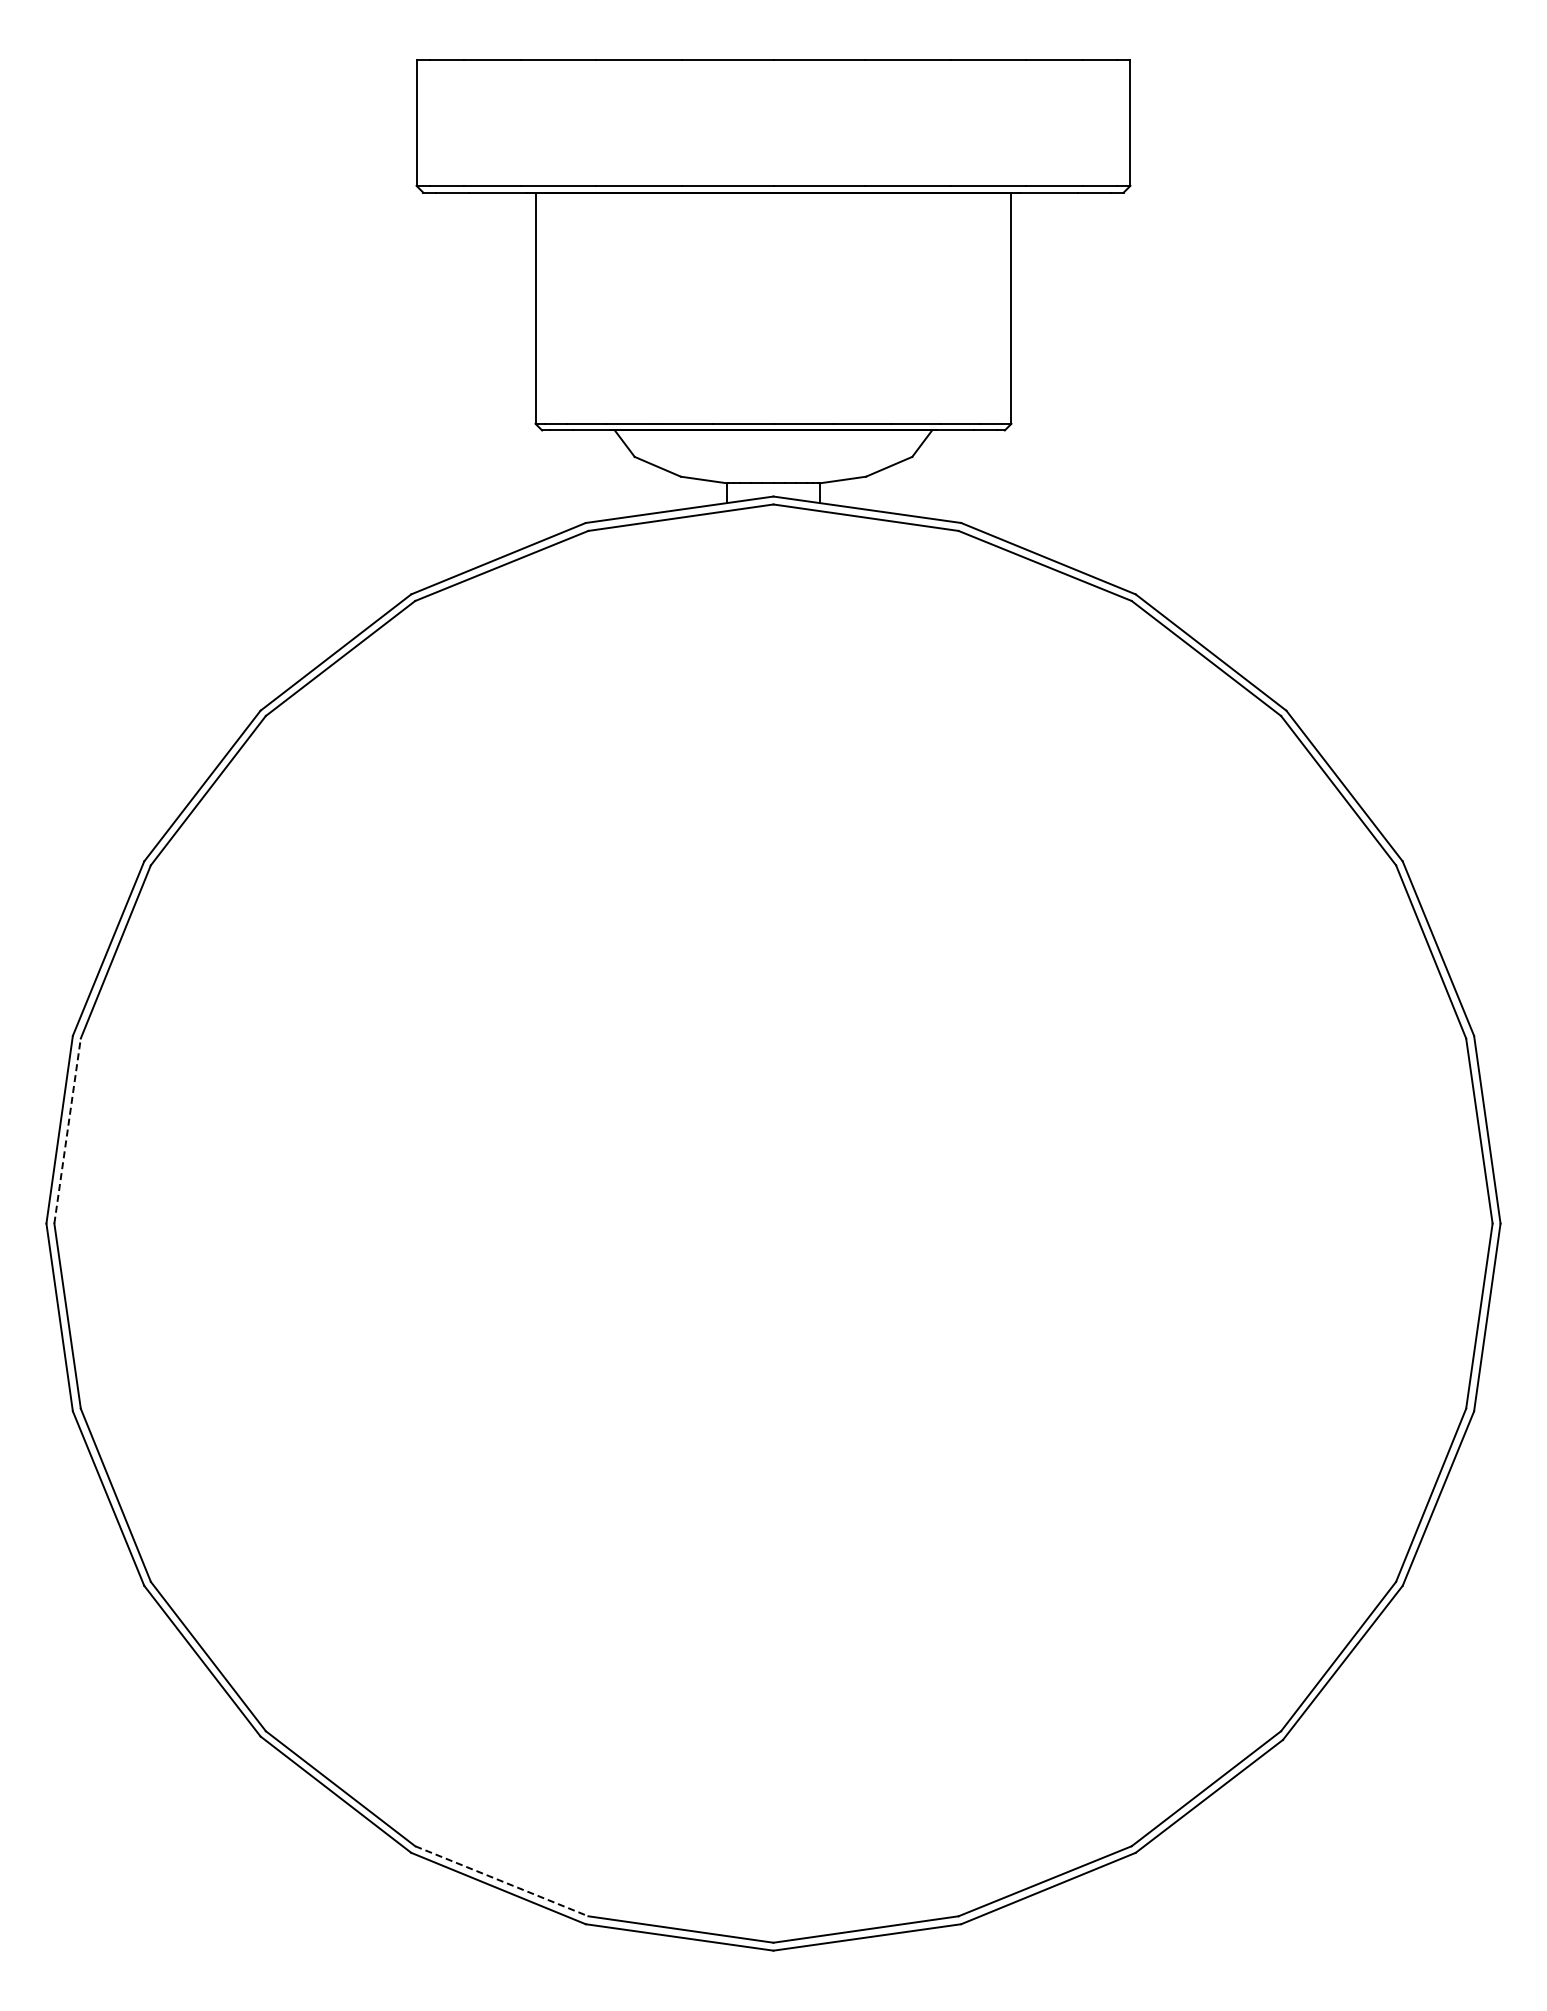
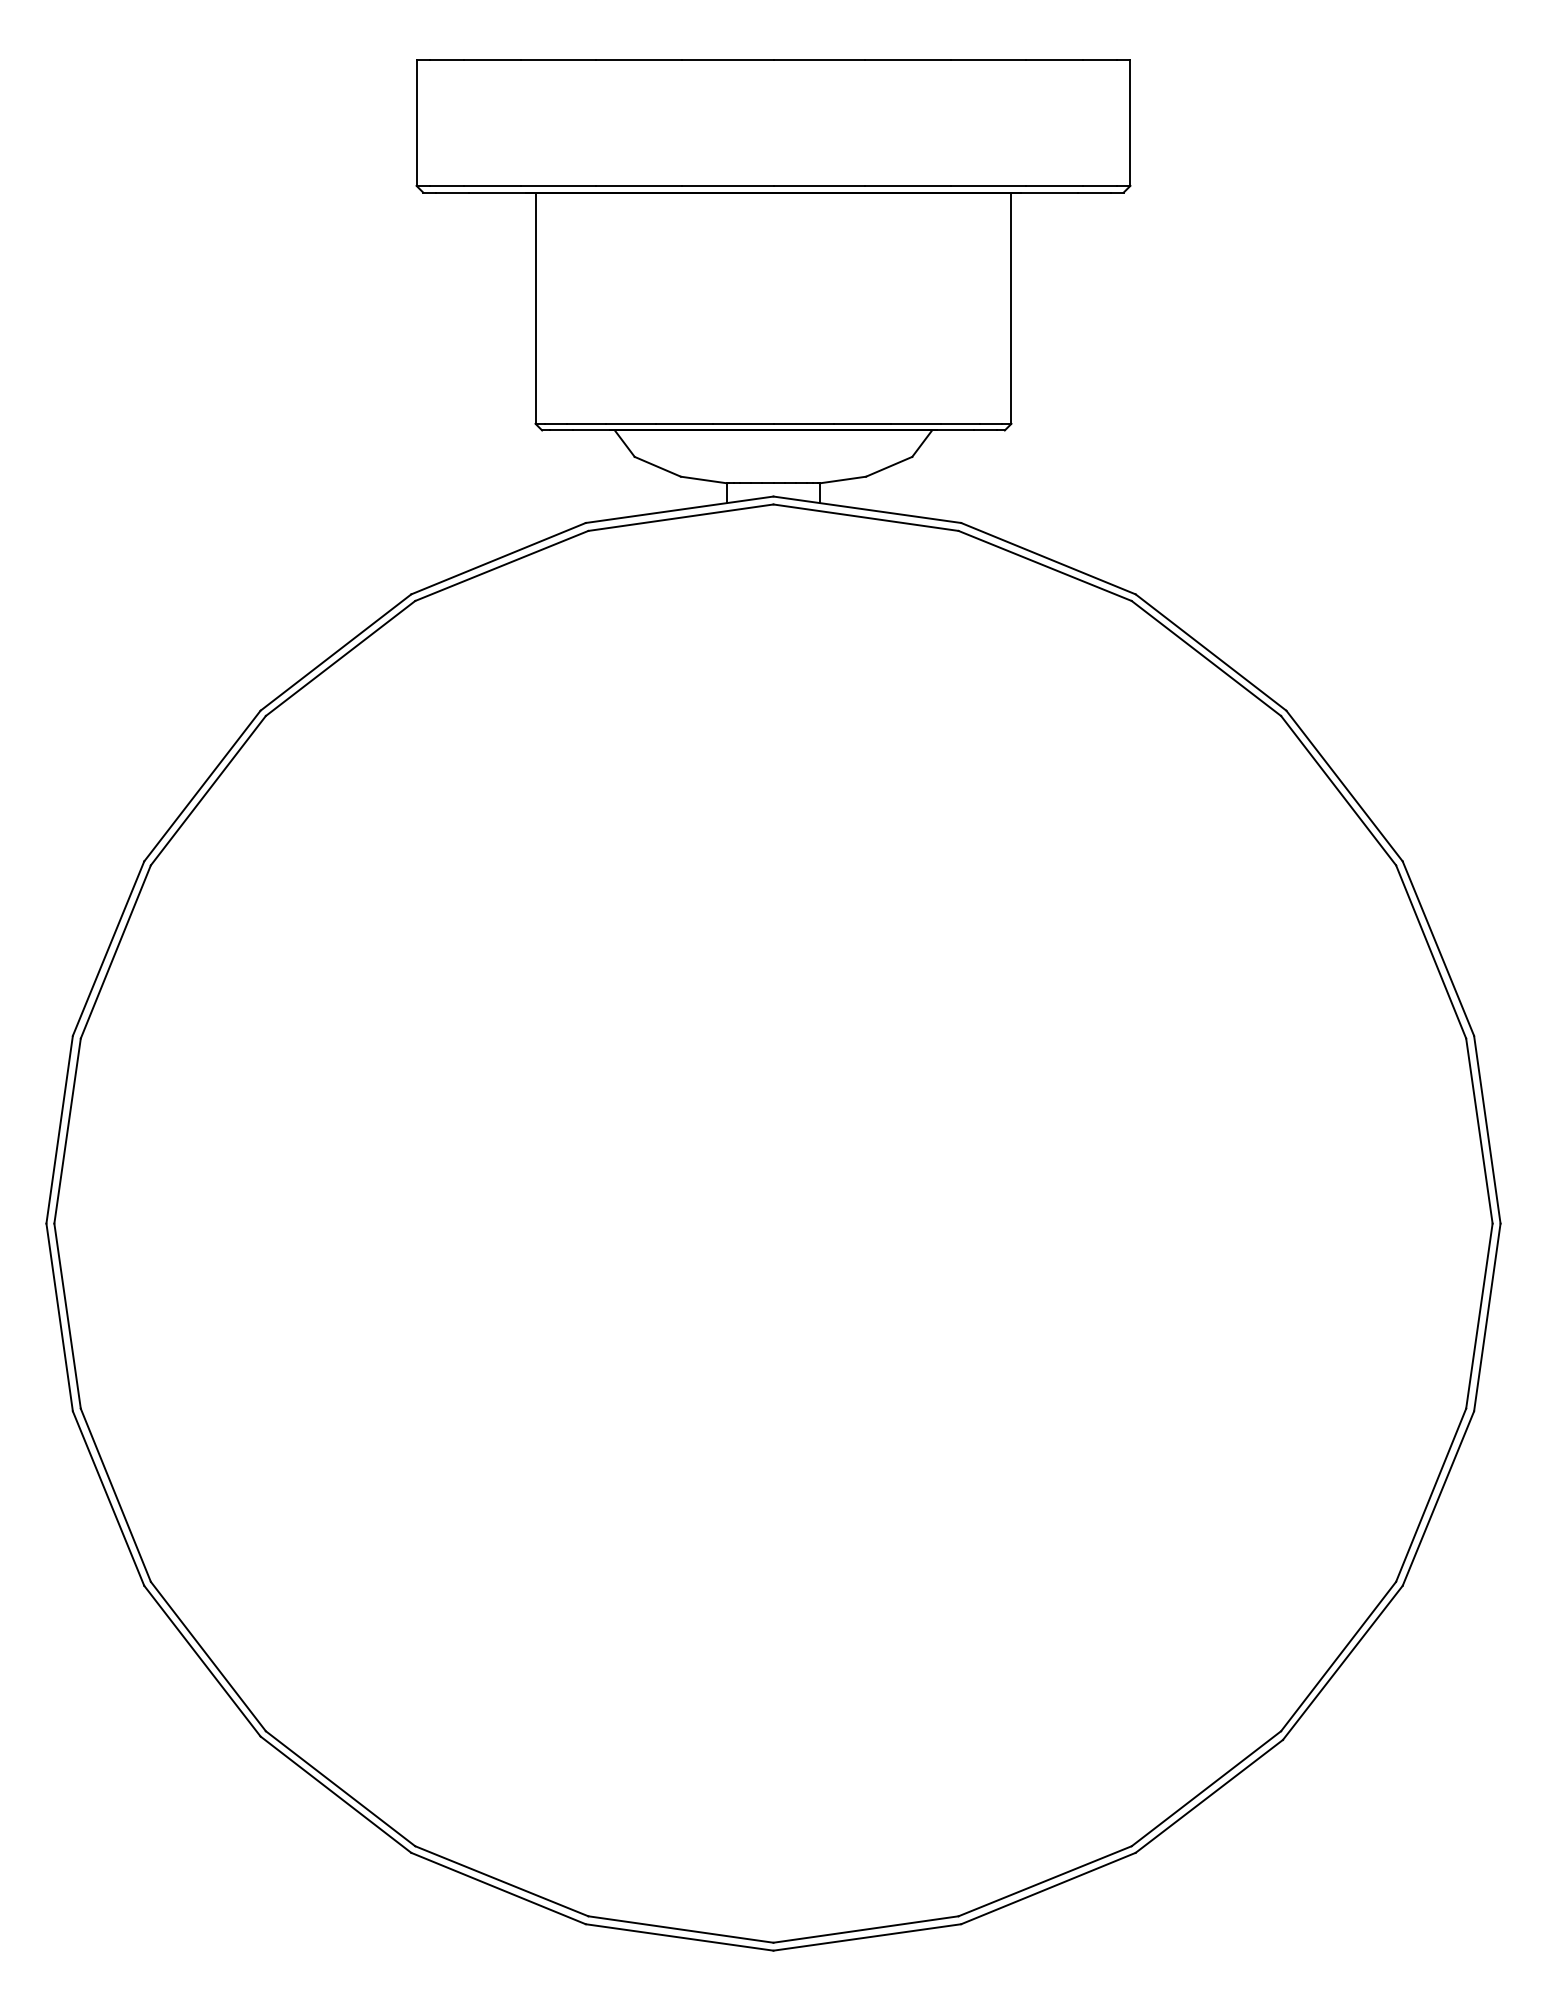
line: dashed -> solid (67, 1130)
line: dashed -> solid (502, 1881)
